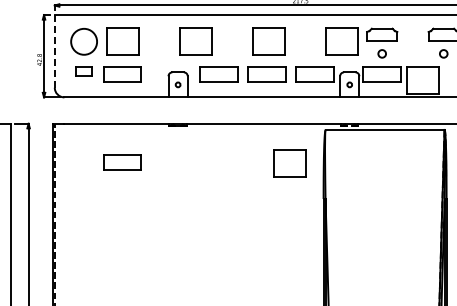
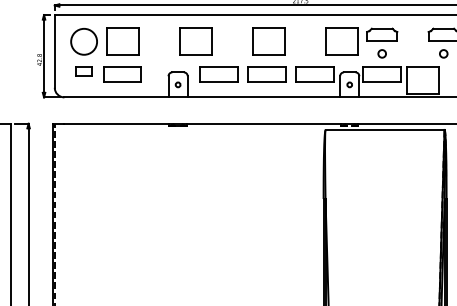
line: dashed -> solid (54, 51)
part: present -> none (122, 162)
part: present -> none (289, 163)
